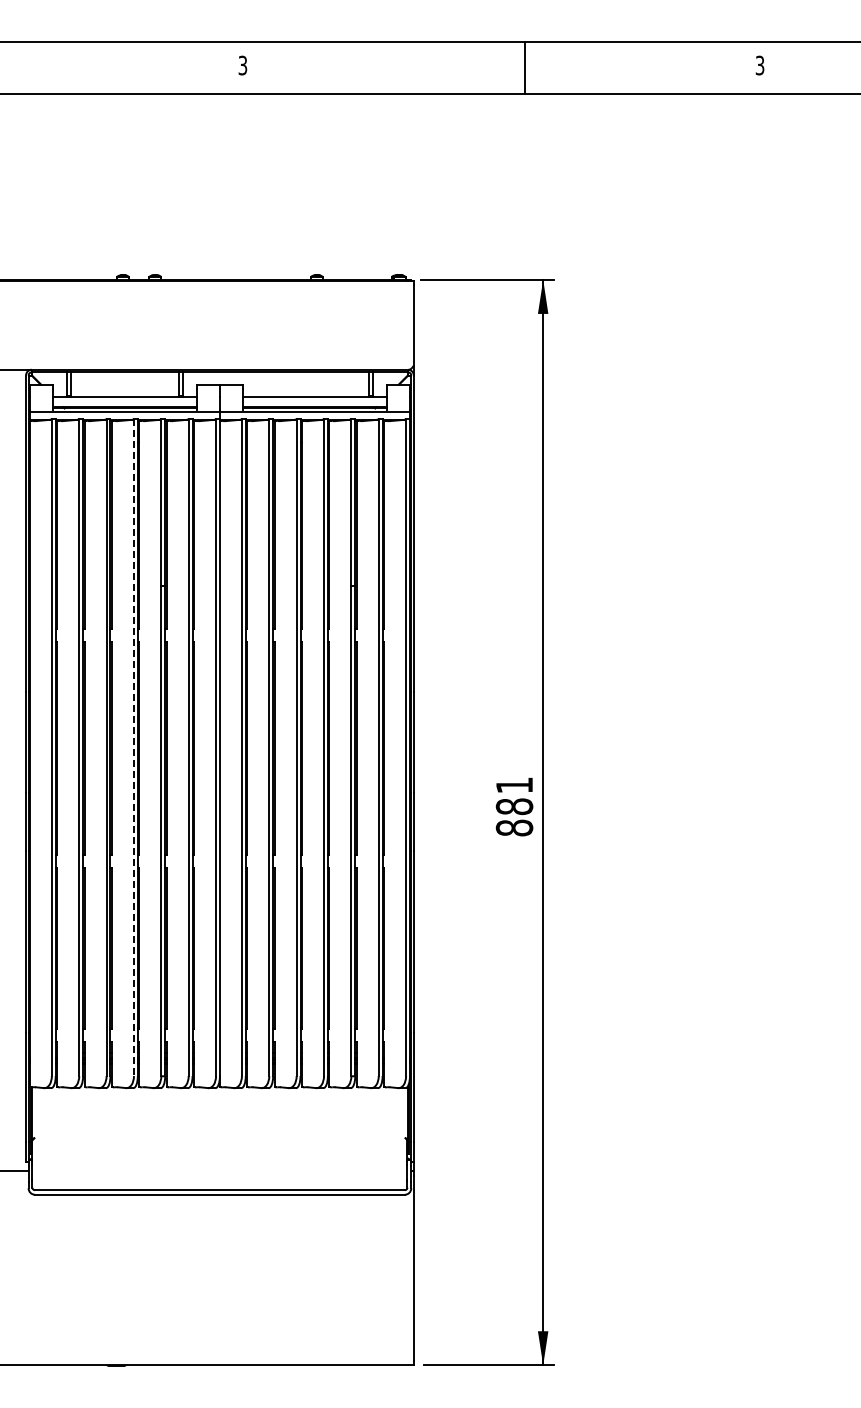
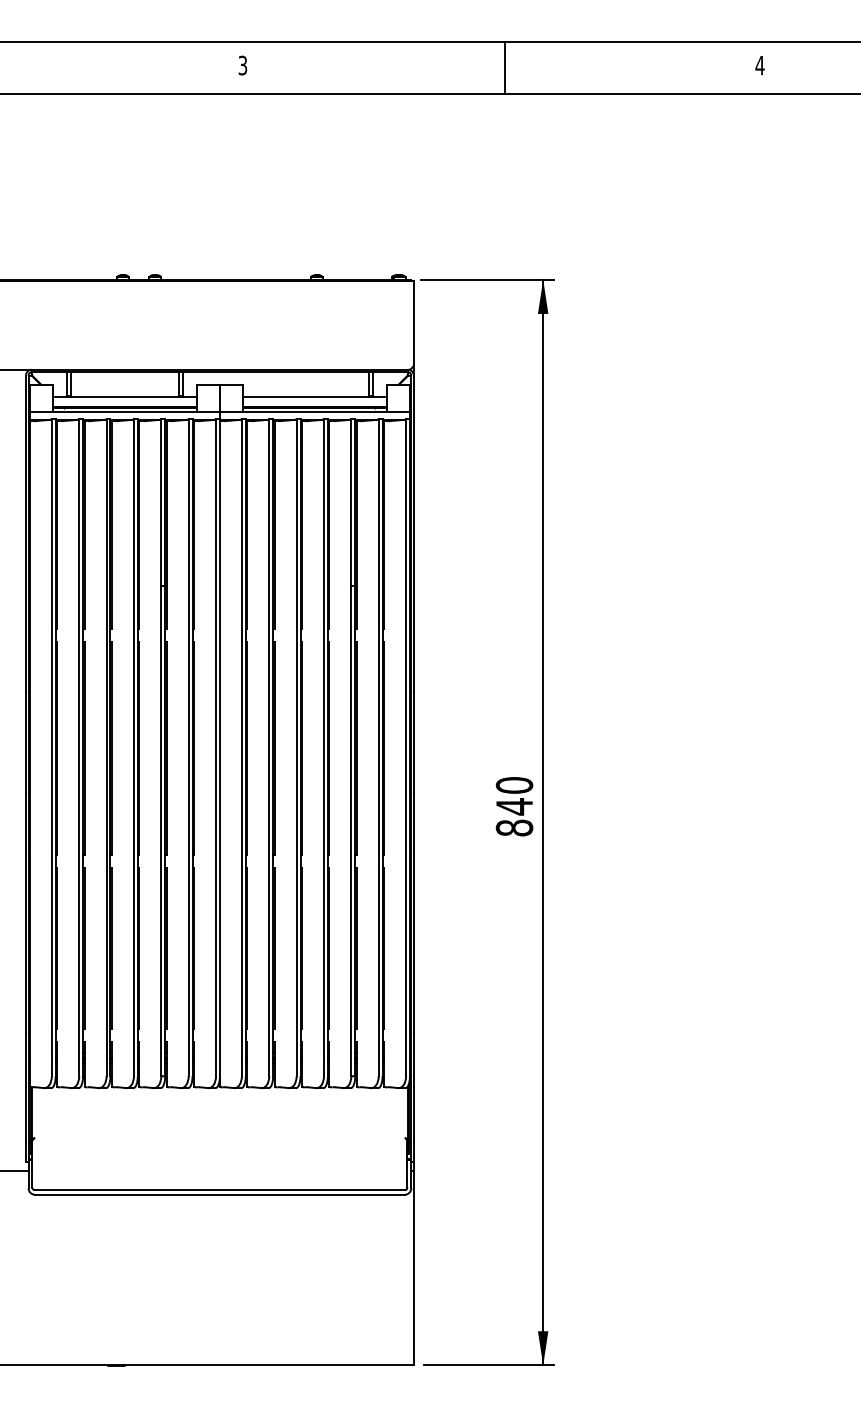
text: 3 -> 4 (759, 65)
line position: (524, 67) -> (504, 67) (504, 67)
line: dashed -> solid (133, 747)
text: 881 -> 840 (514, 796)
